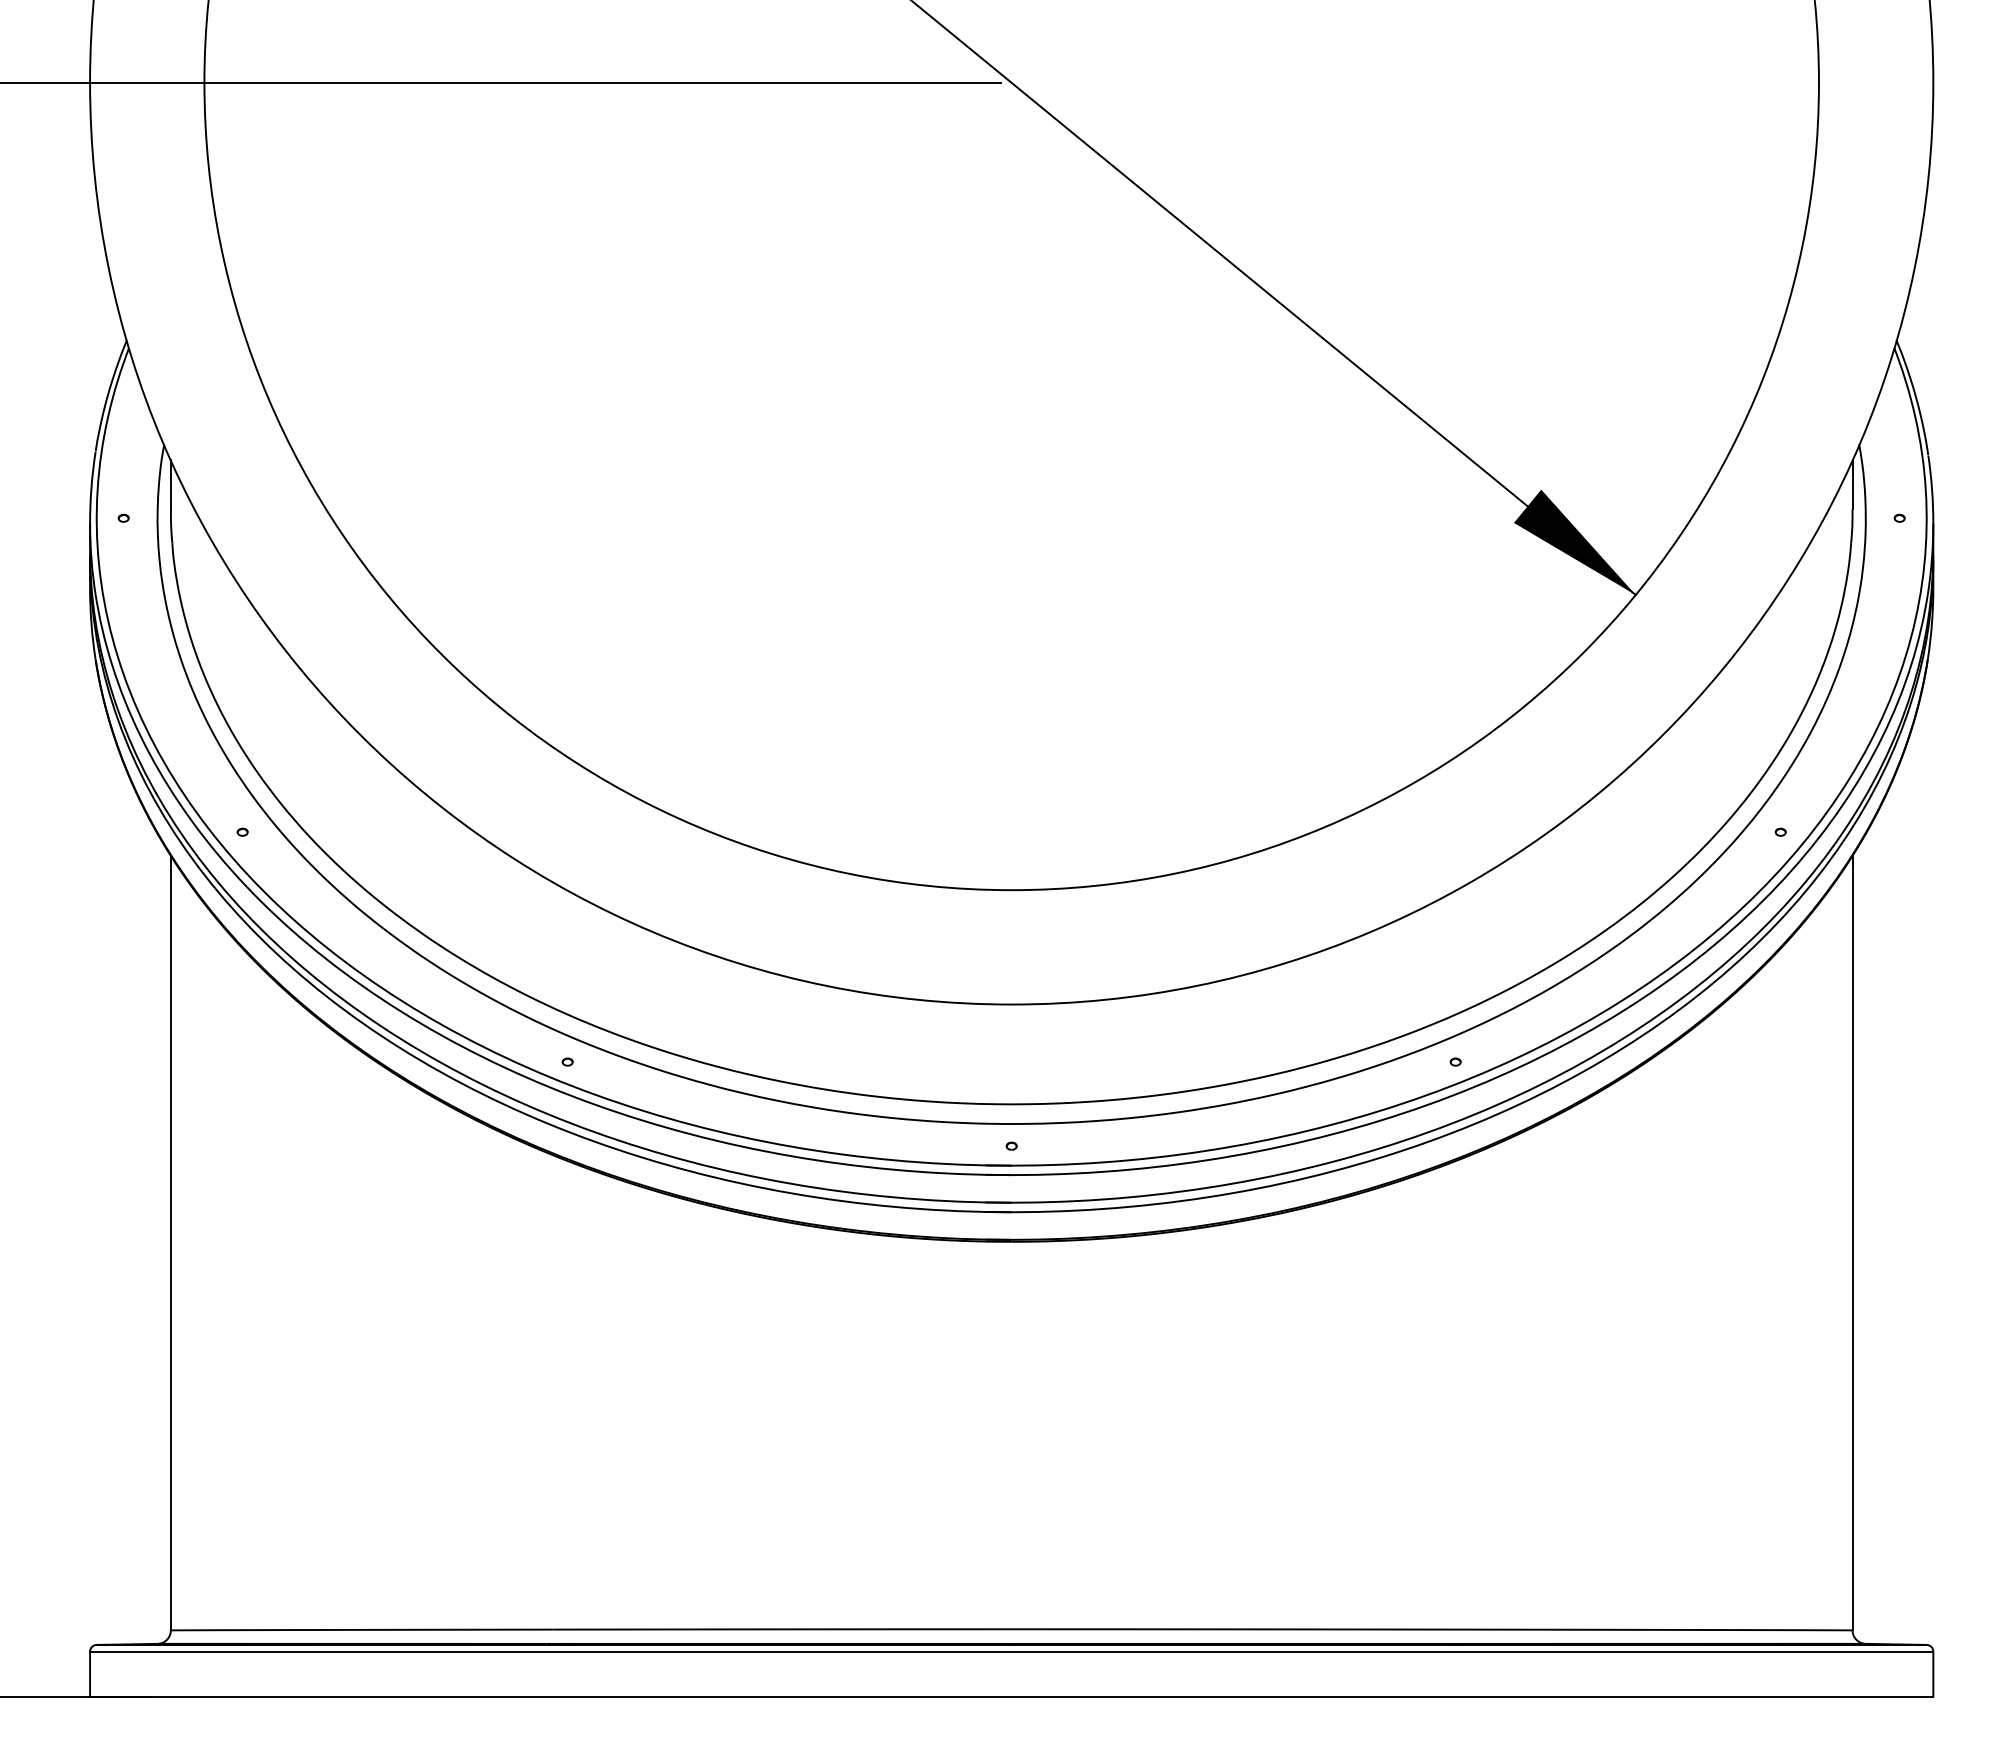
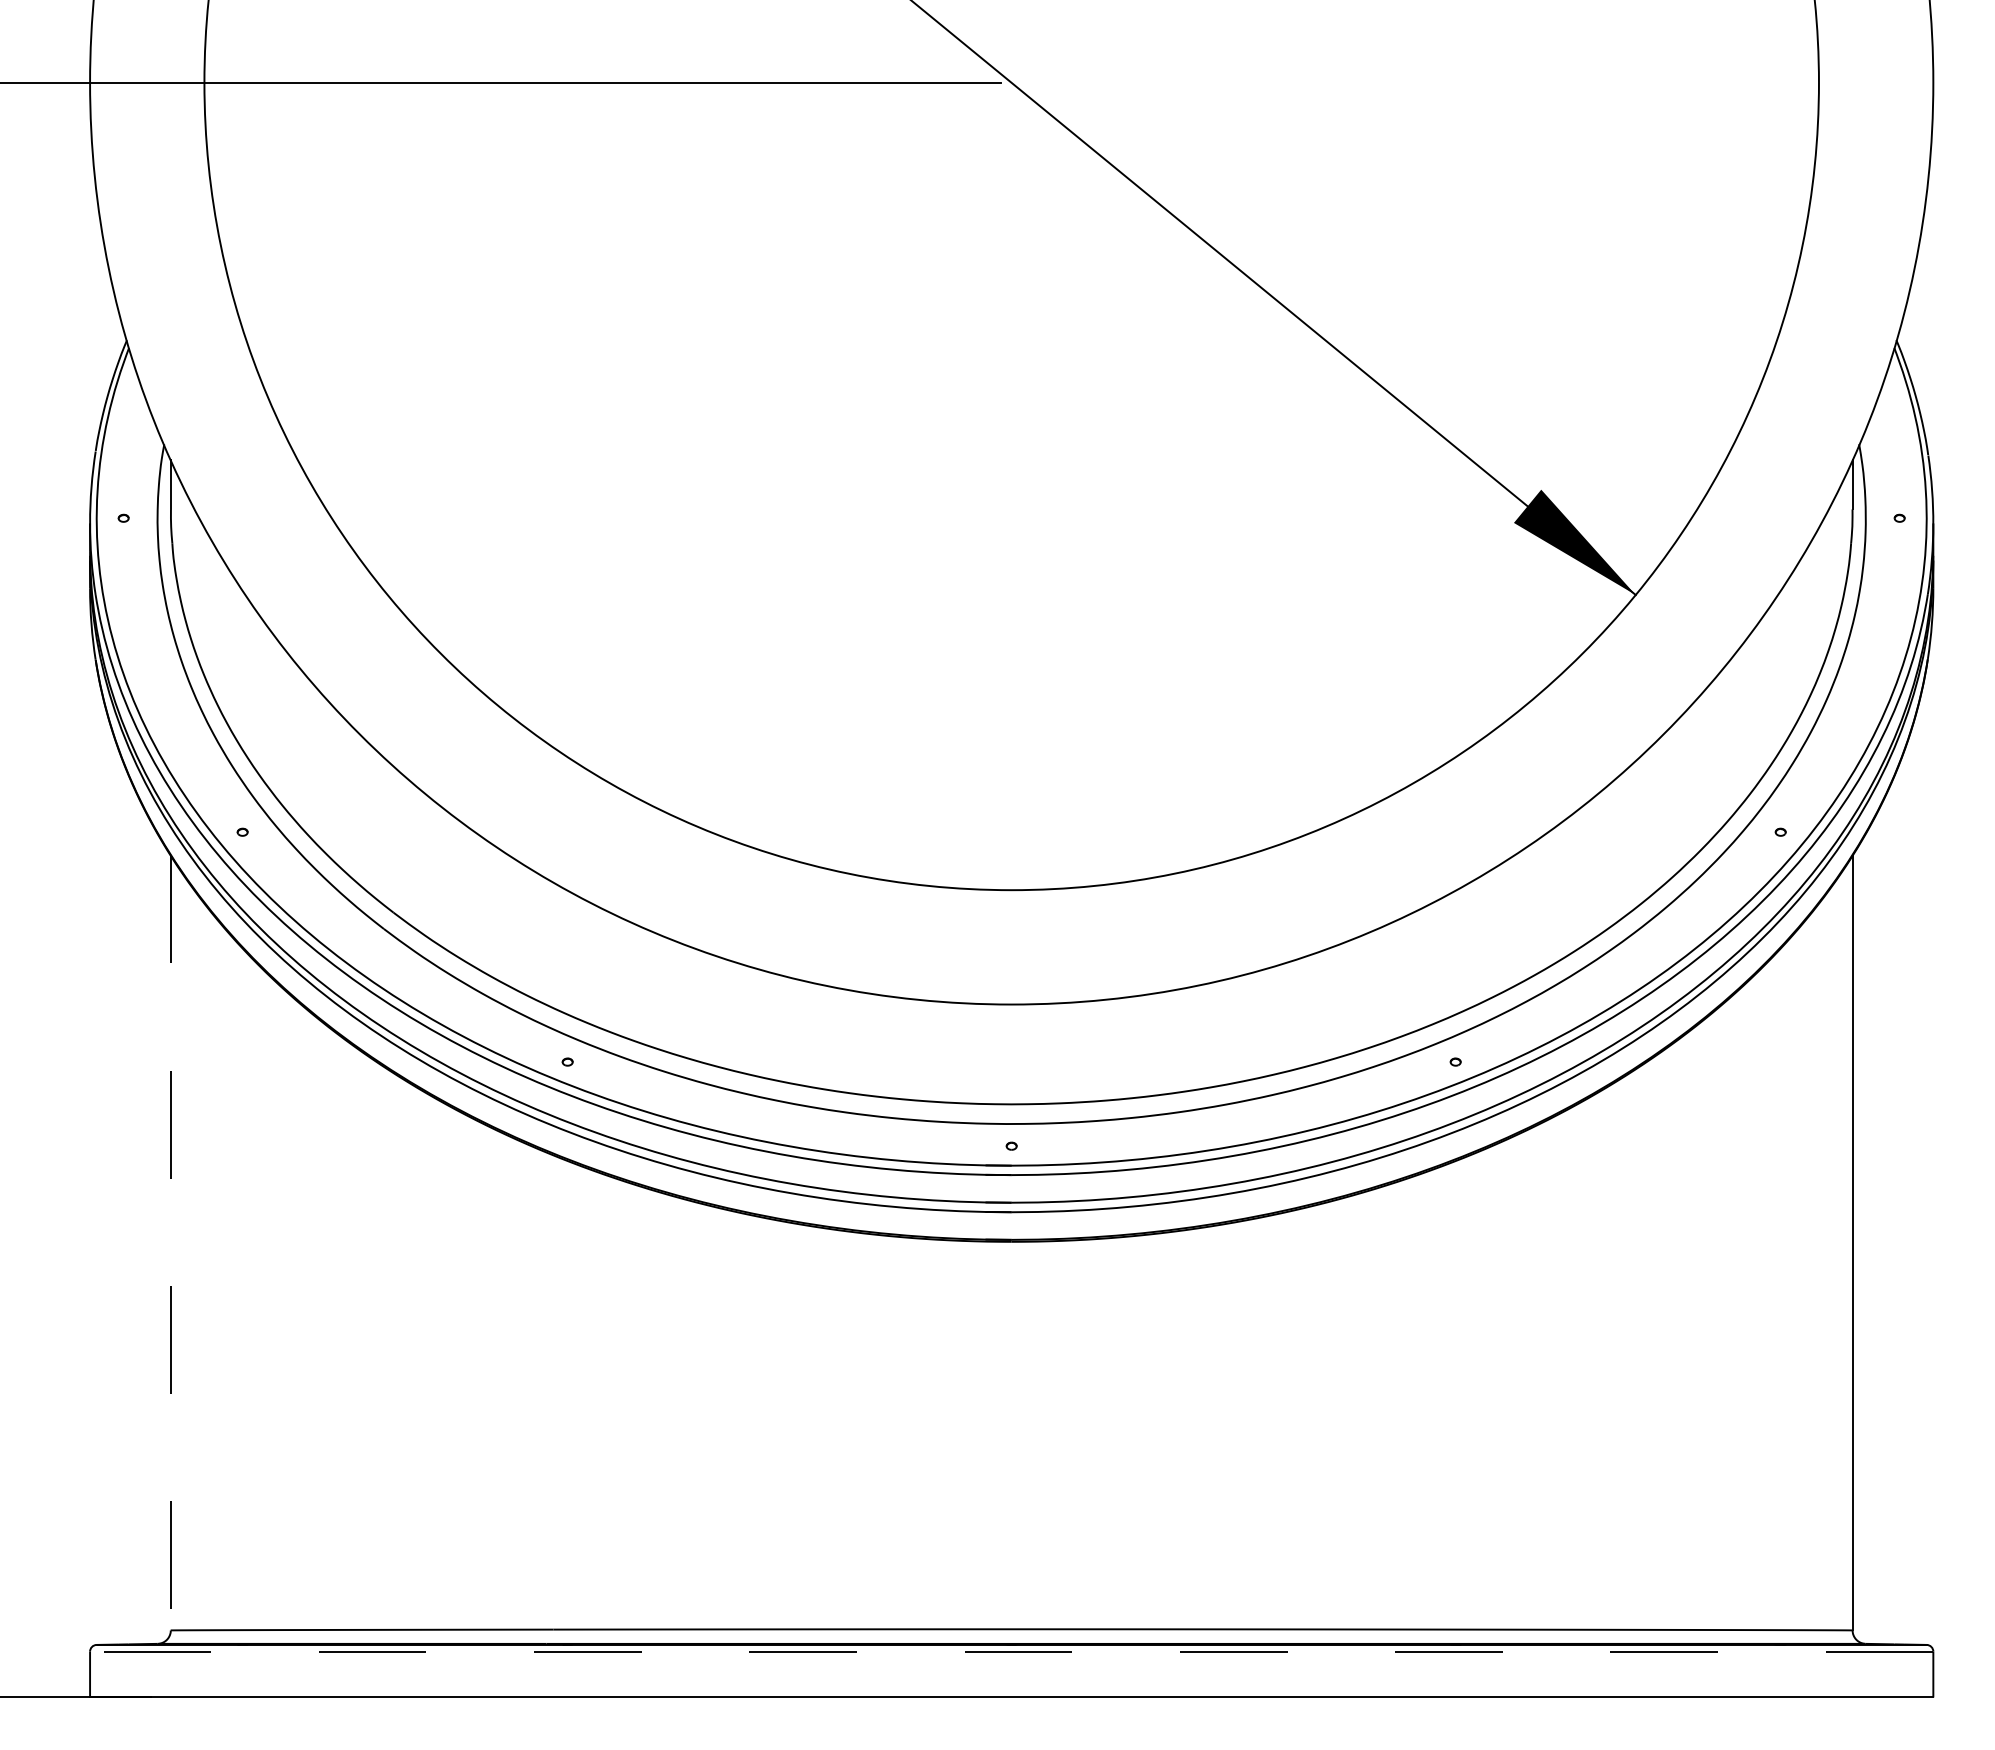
line: solid -> dashed (170, 1243)
line: solid -> dashed (1011, 1651)
